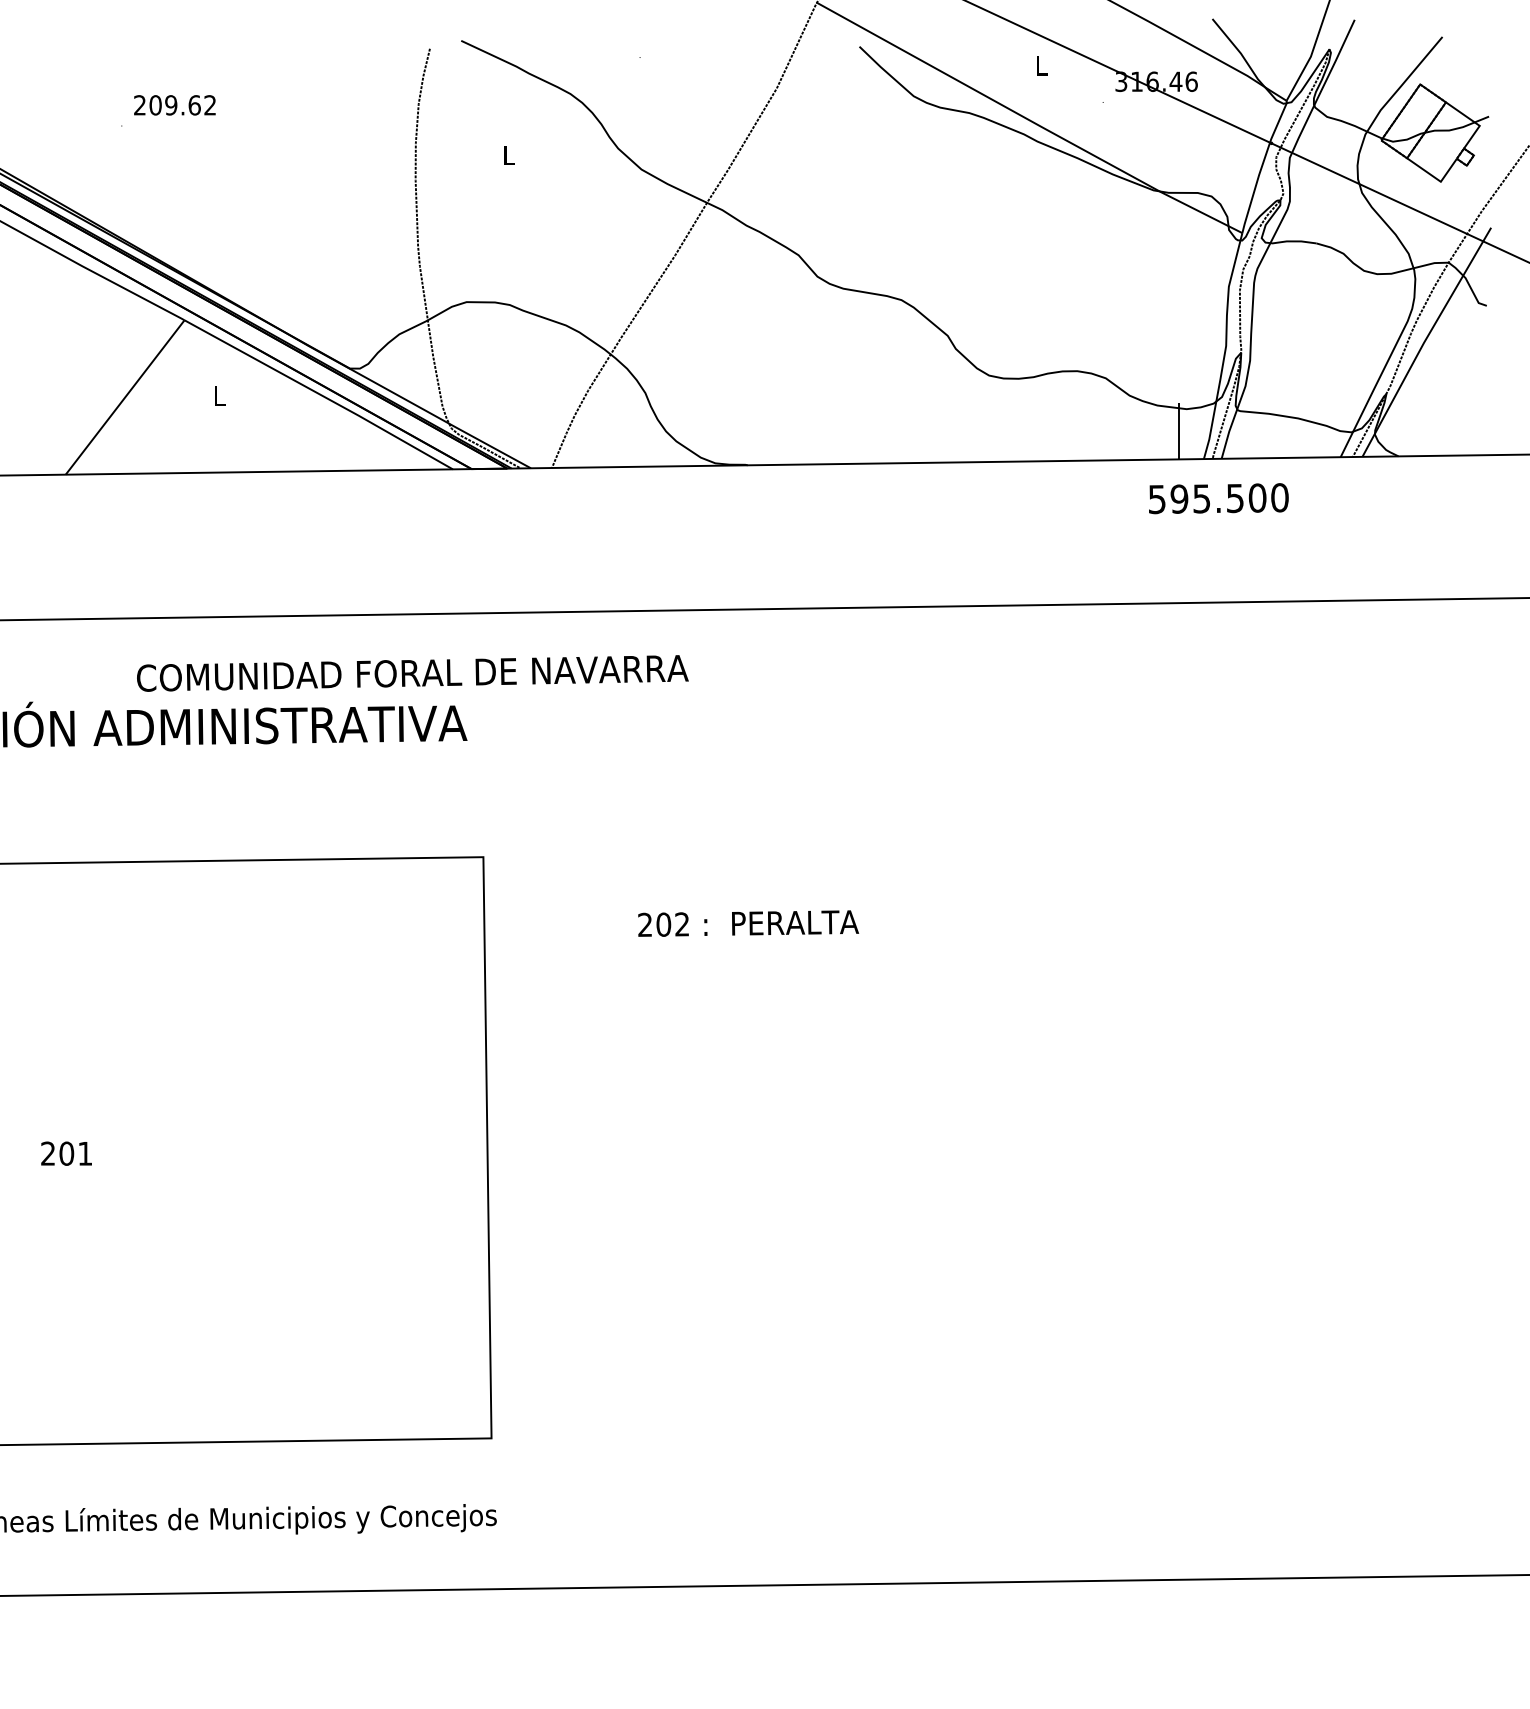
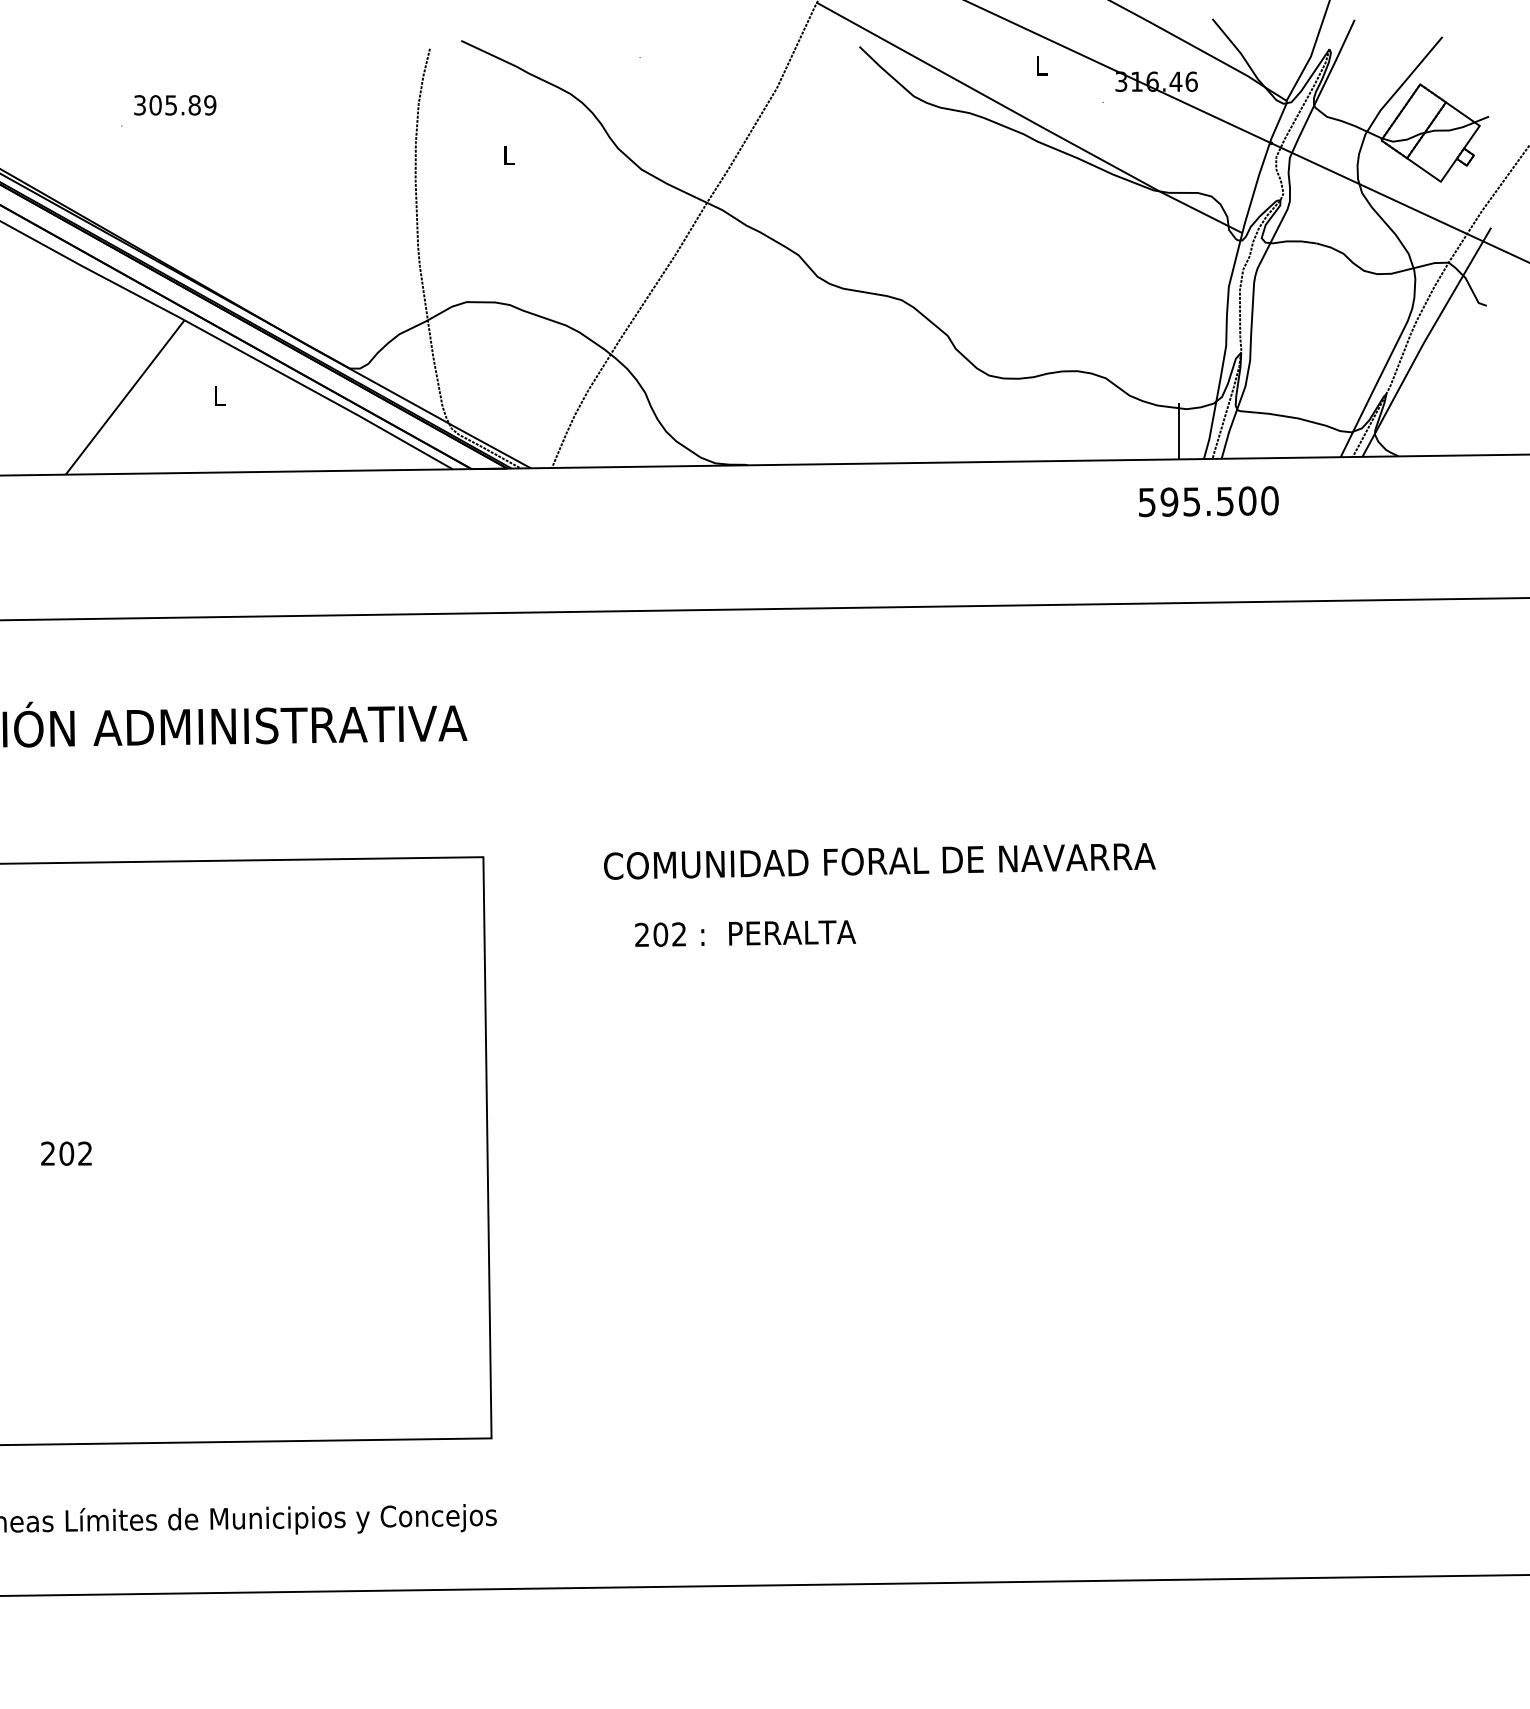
text: 209.62 -> 305.89 (175, 105)
text position: (1218, 498) -> (1208, 501) (1208, 501)
text position: (412, 673) -> (879, 861) (879, 861)
text position: (748, 923) -> (745, 933) (745, 933)
text: 201 -> 202 (84, 1153)
